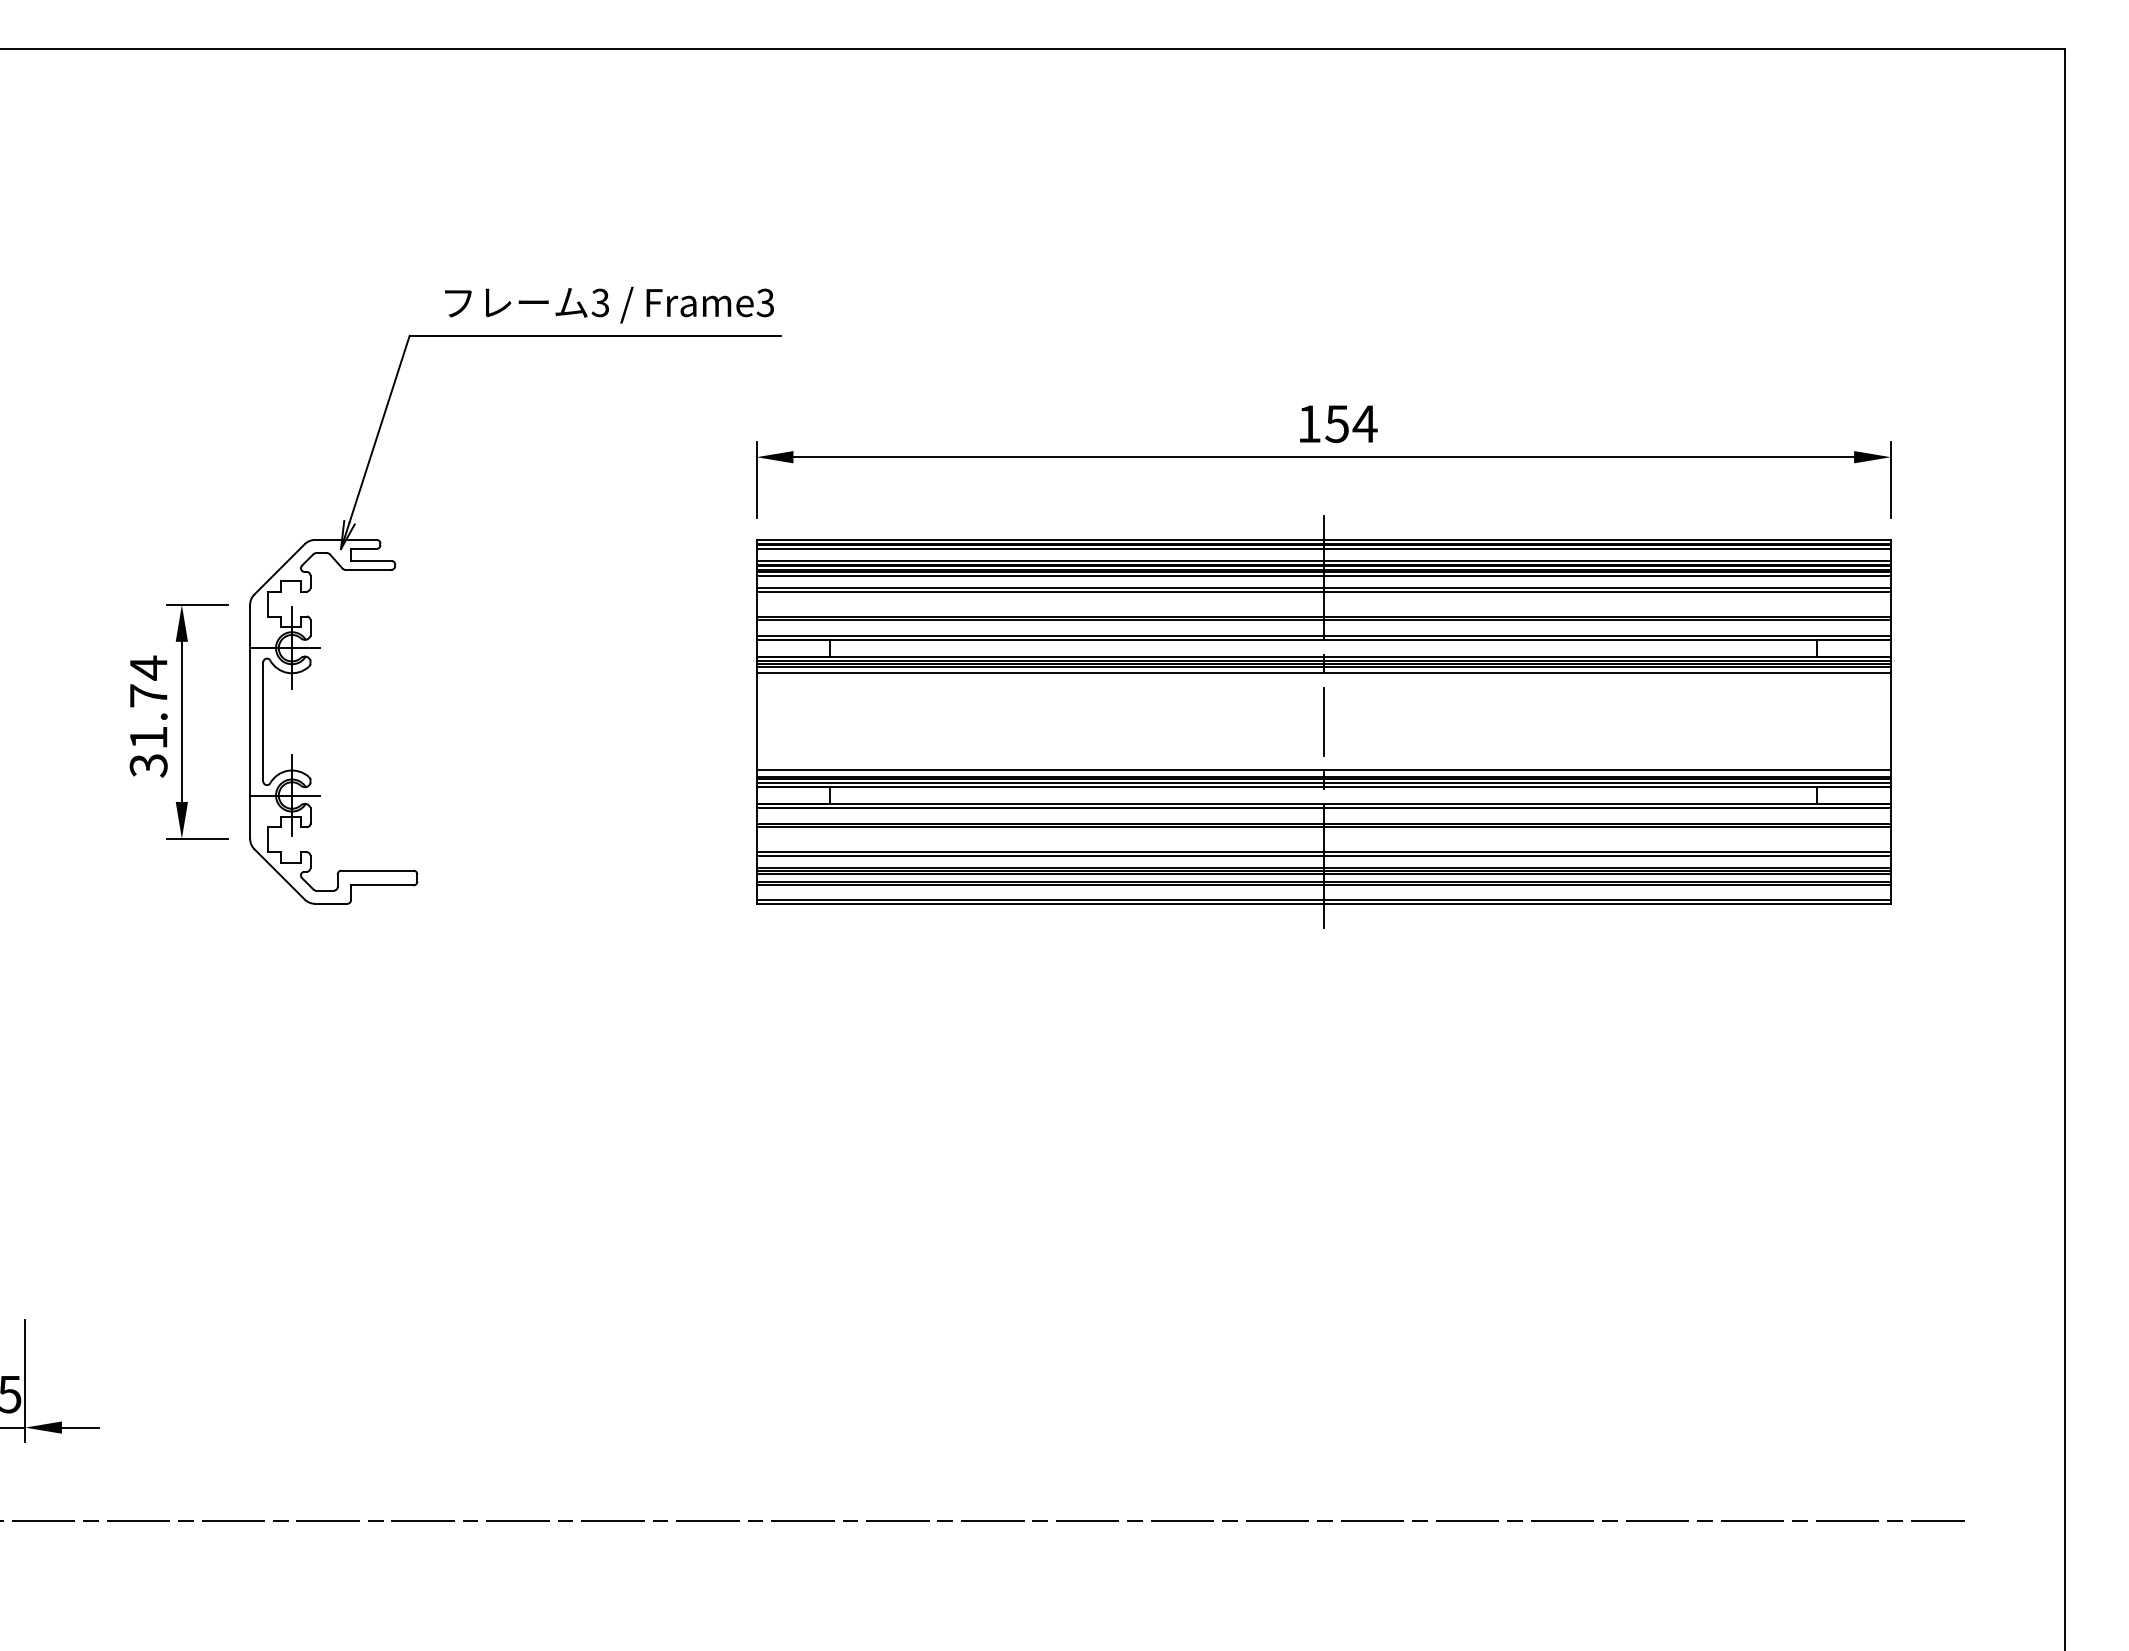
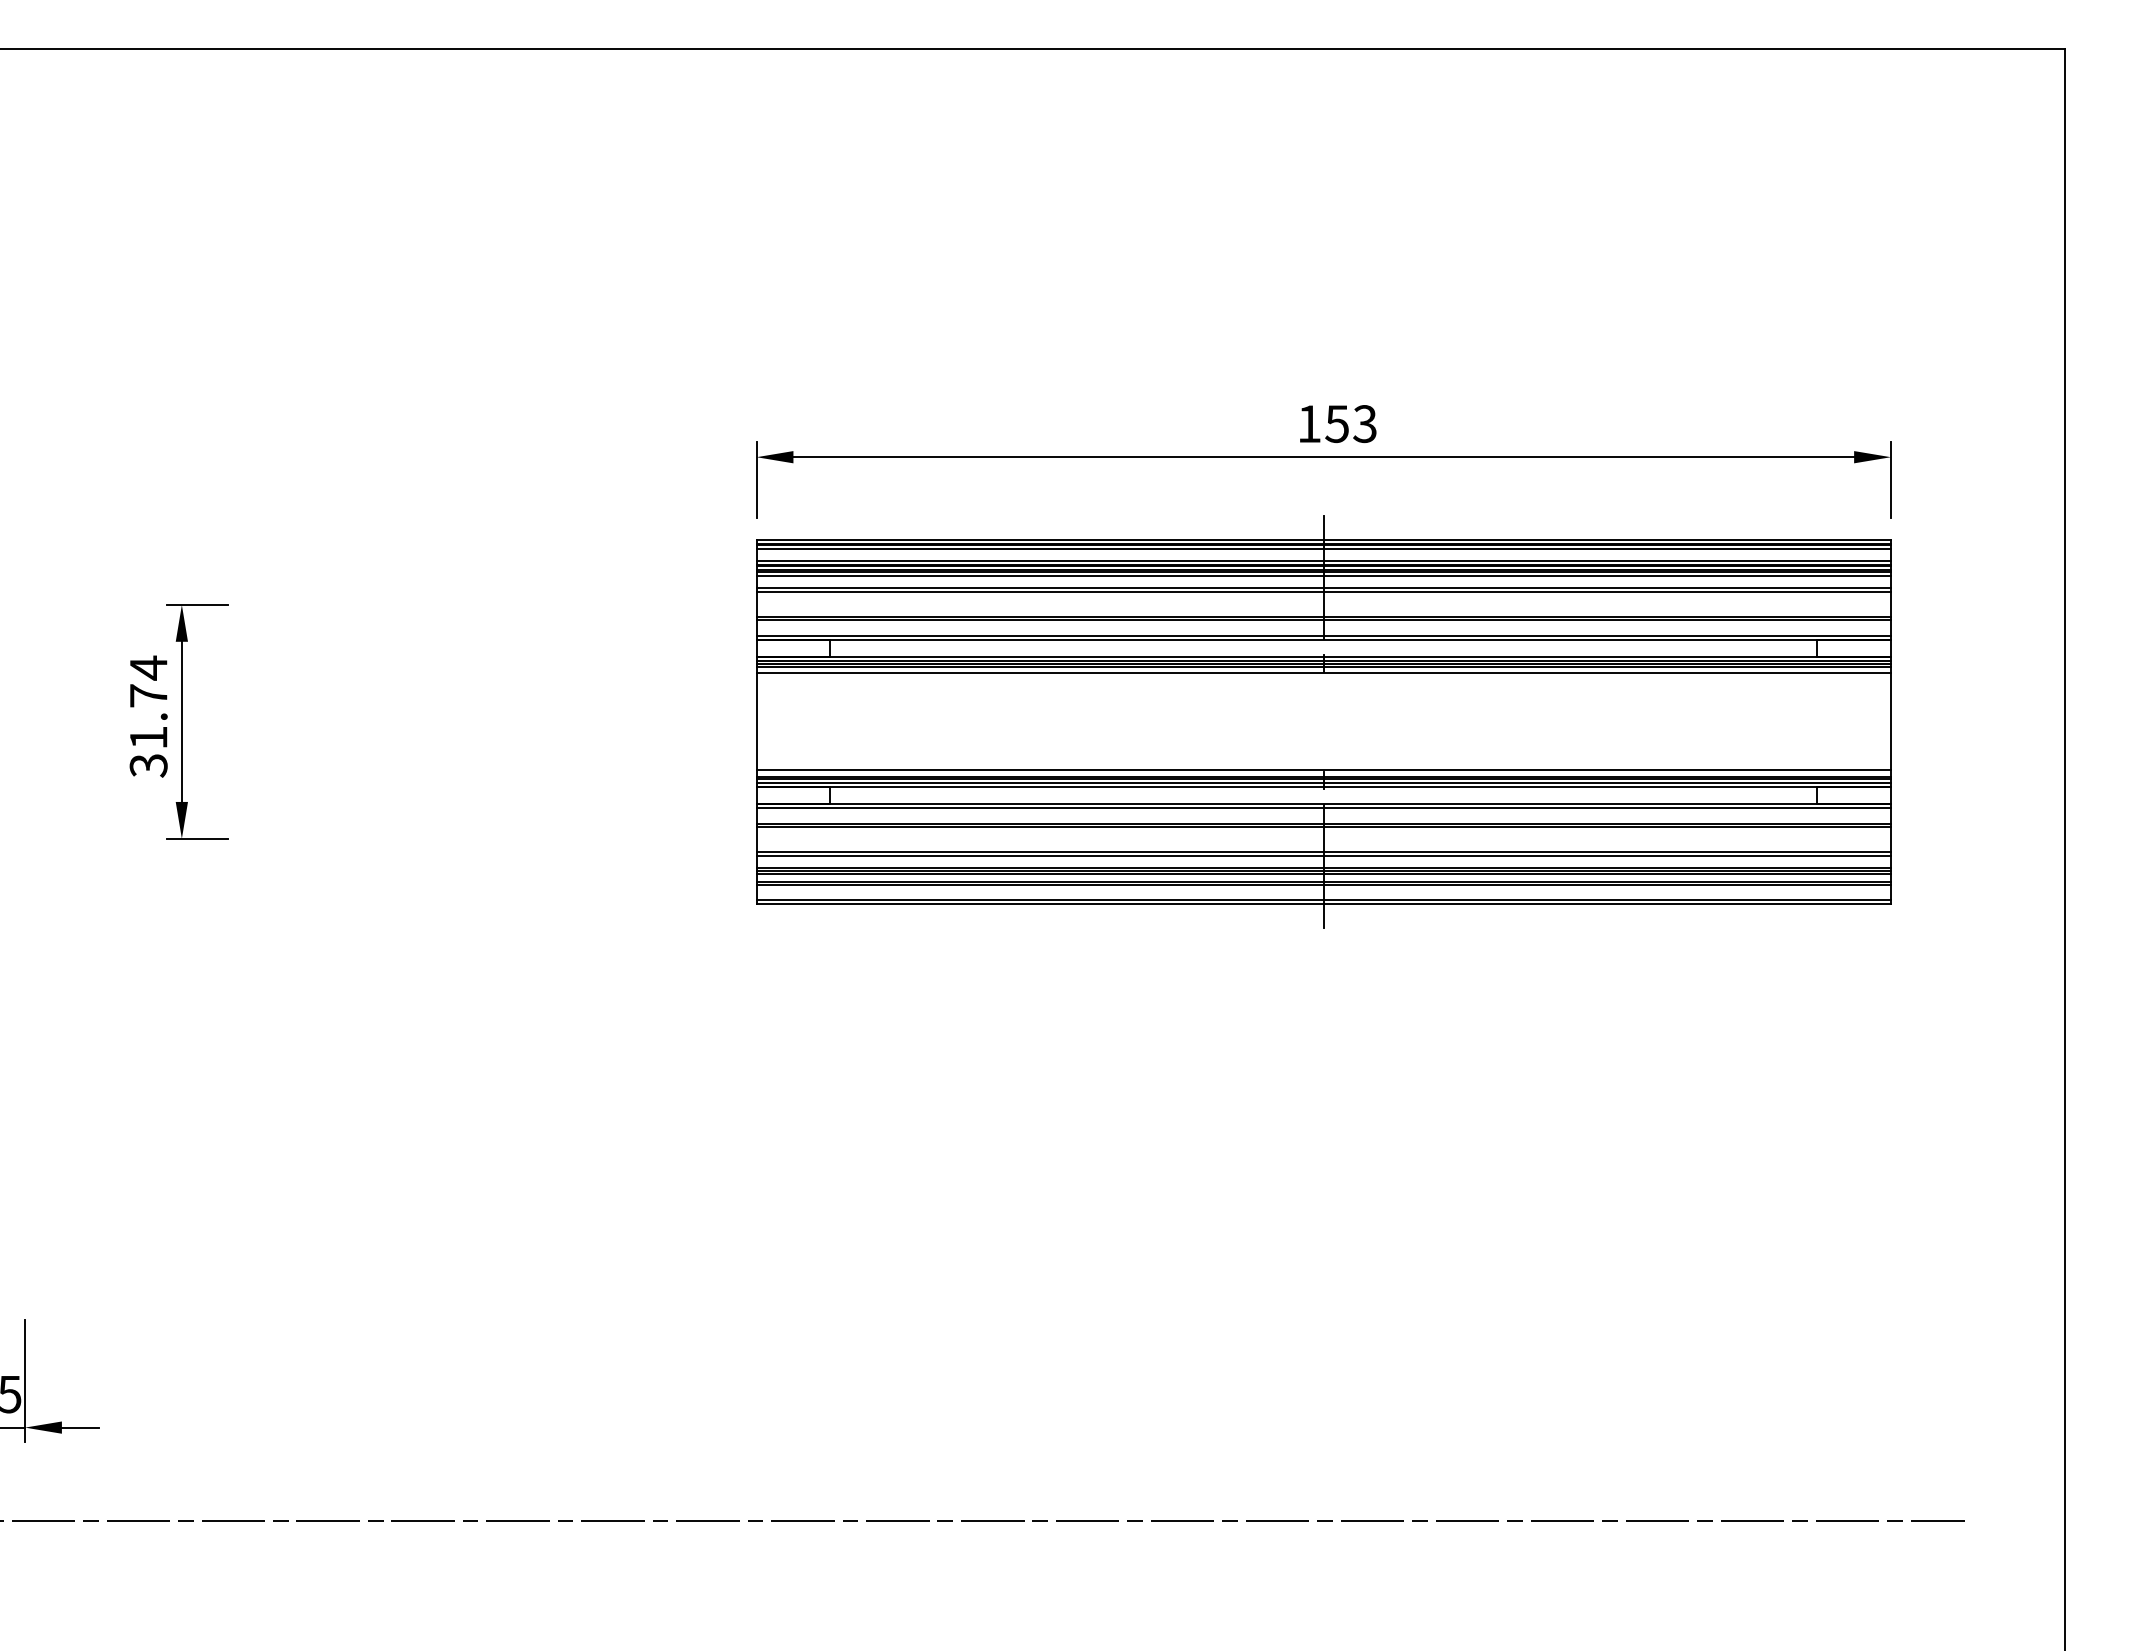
text: 154 -> 153 (1364, 424)
part: present -> none (396, 566)
line: present -> none (1323, 721)
